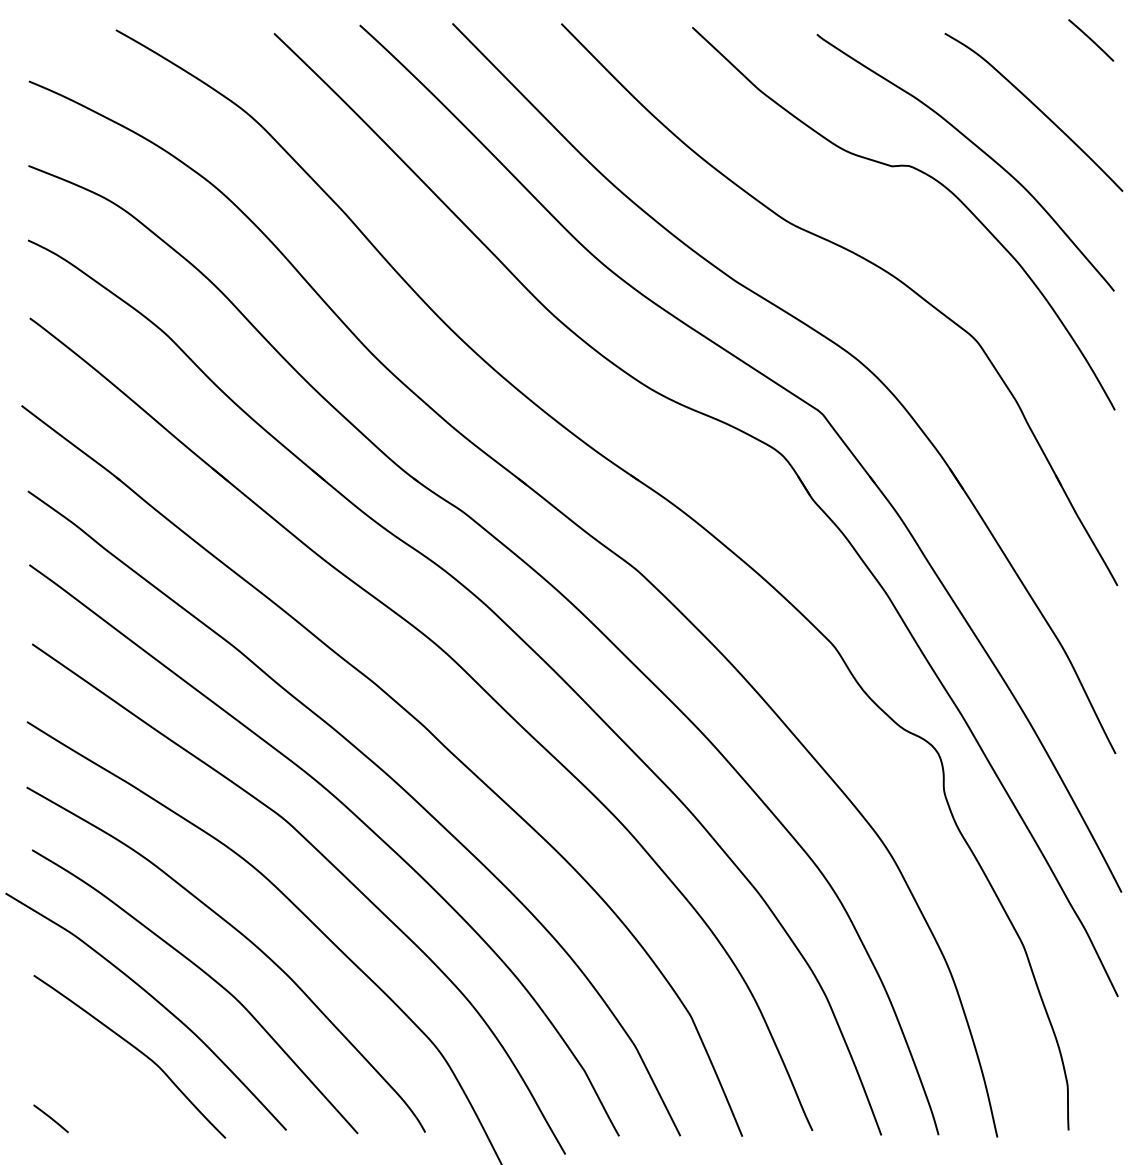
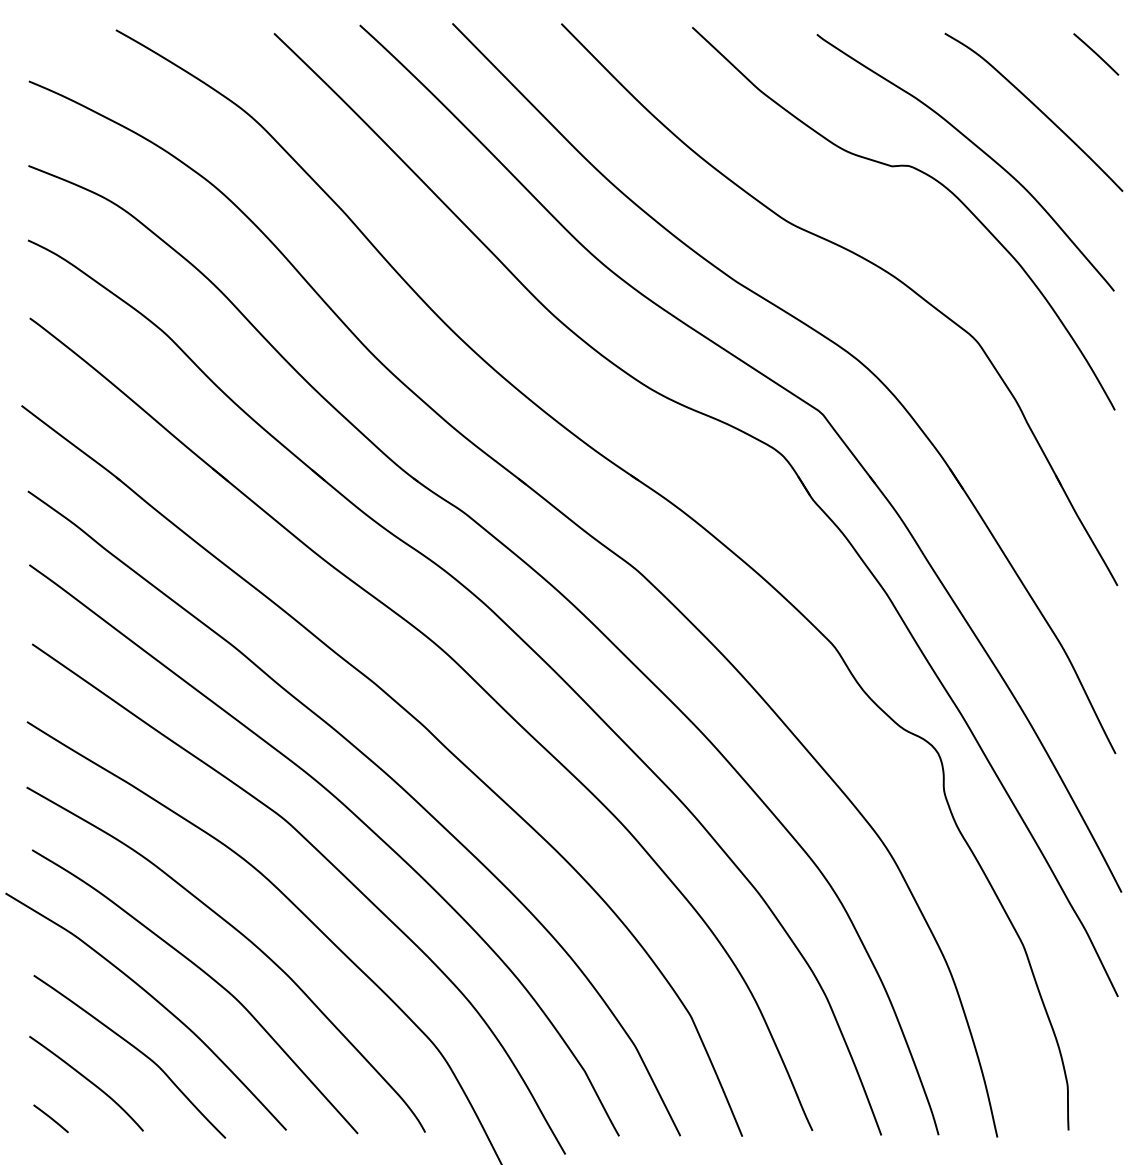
line position: (1091, 40) -> (1096, 54) (1096, 54)
curve: none -> present (88, 1081)
